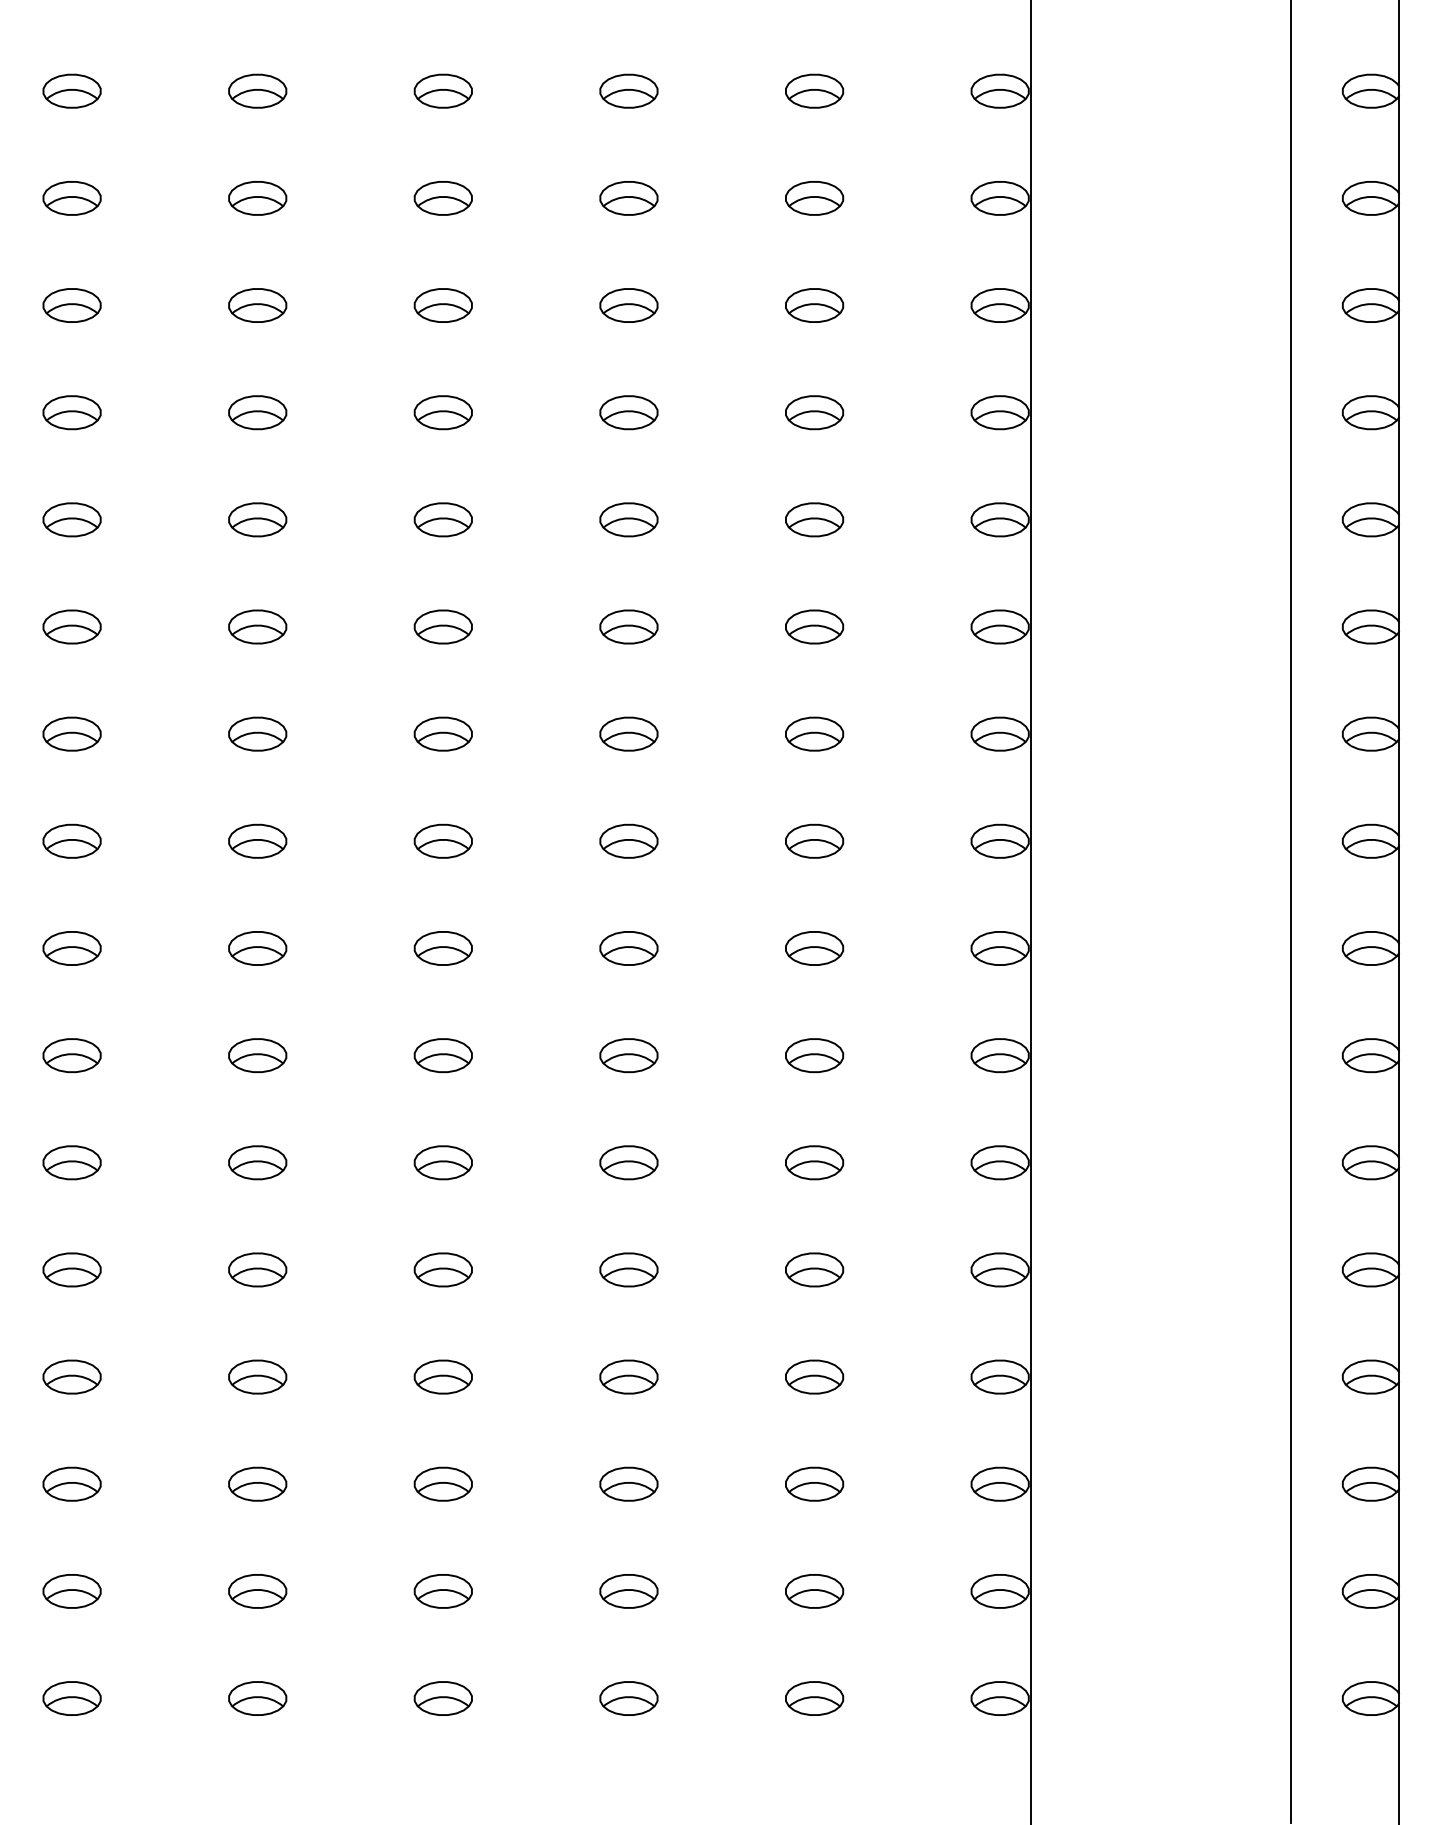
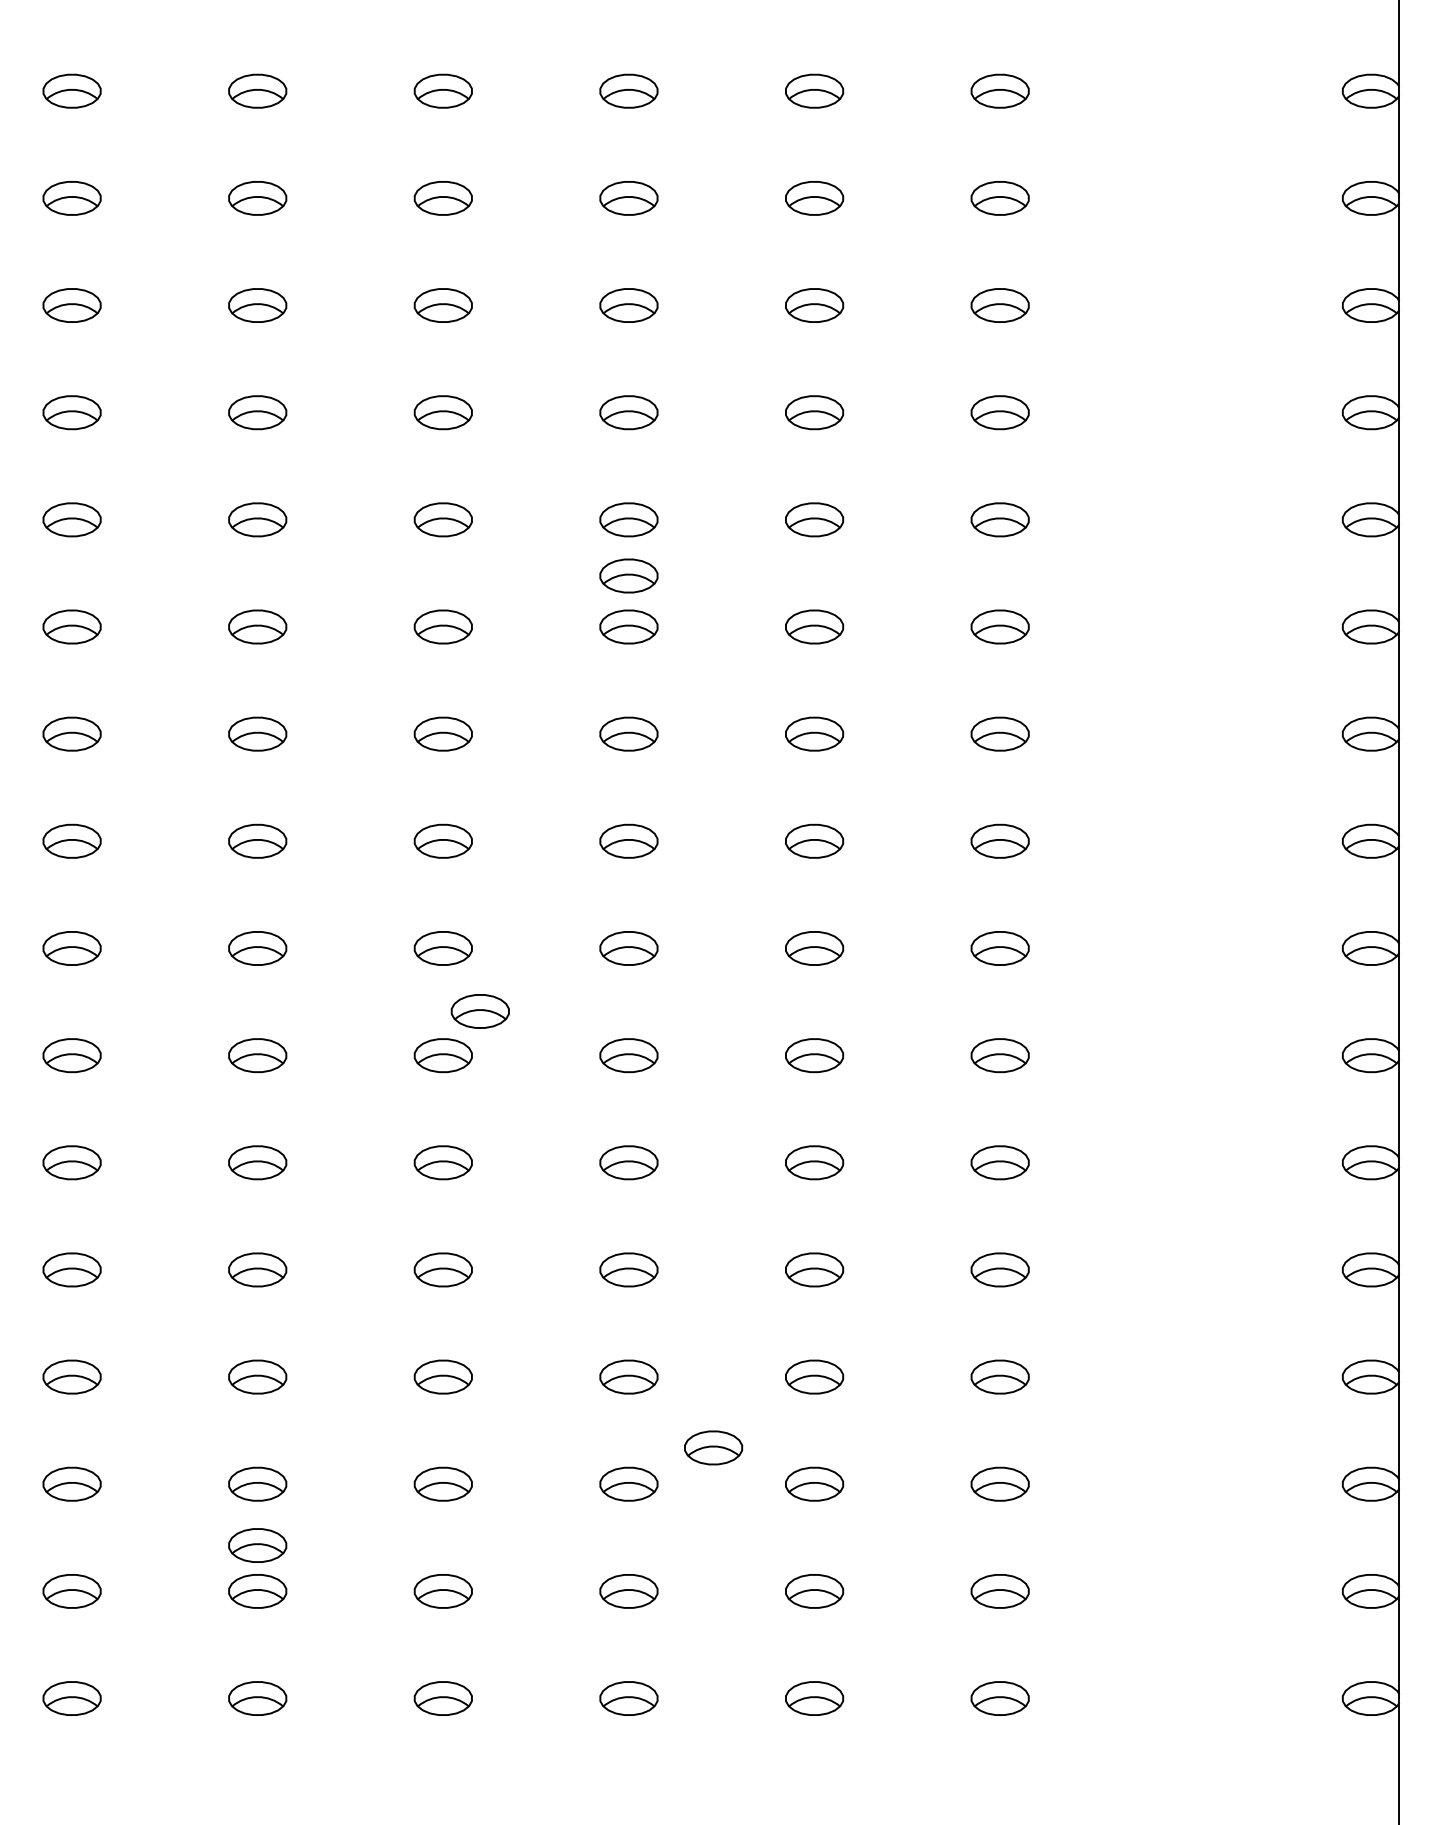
part: none -> present (628, 575)
line: present -> none (1030, 911)
line: present -> none (1291, 911)
part: none -> present (479, 1011)
part: none -> present (713, 1447)
part: none -> present (257, 1545)
